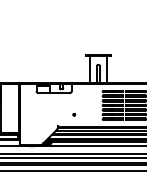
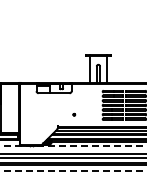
line: solid -> dashed (73, 146)
line: solid -> dashed (73, 170)
